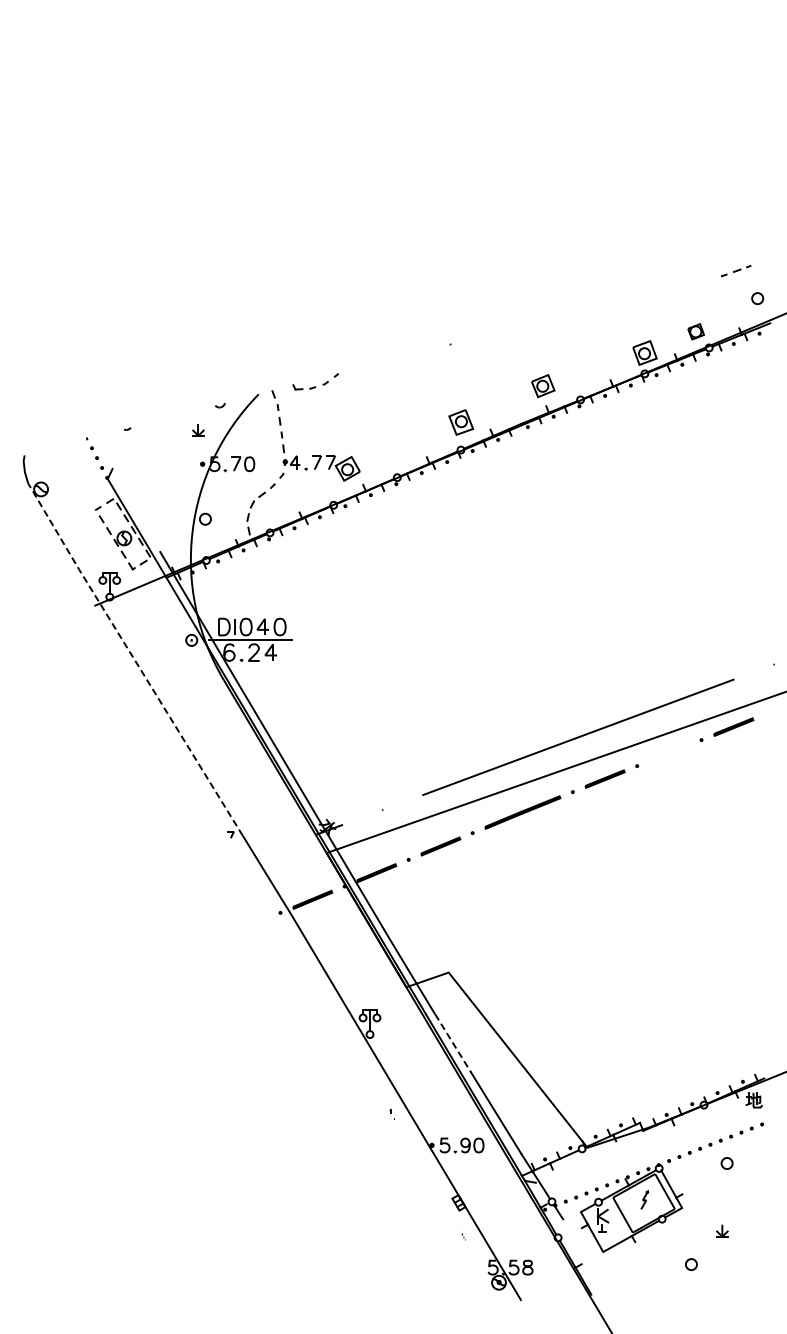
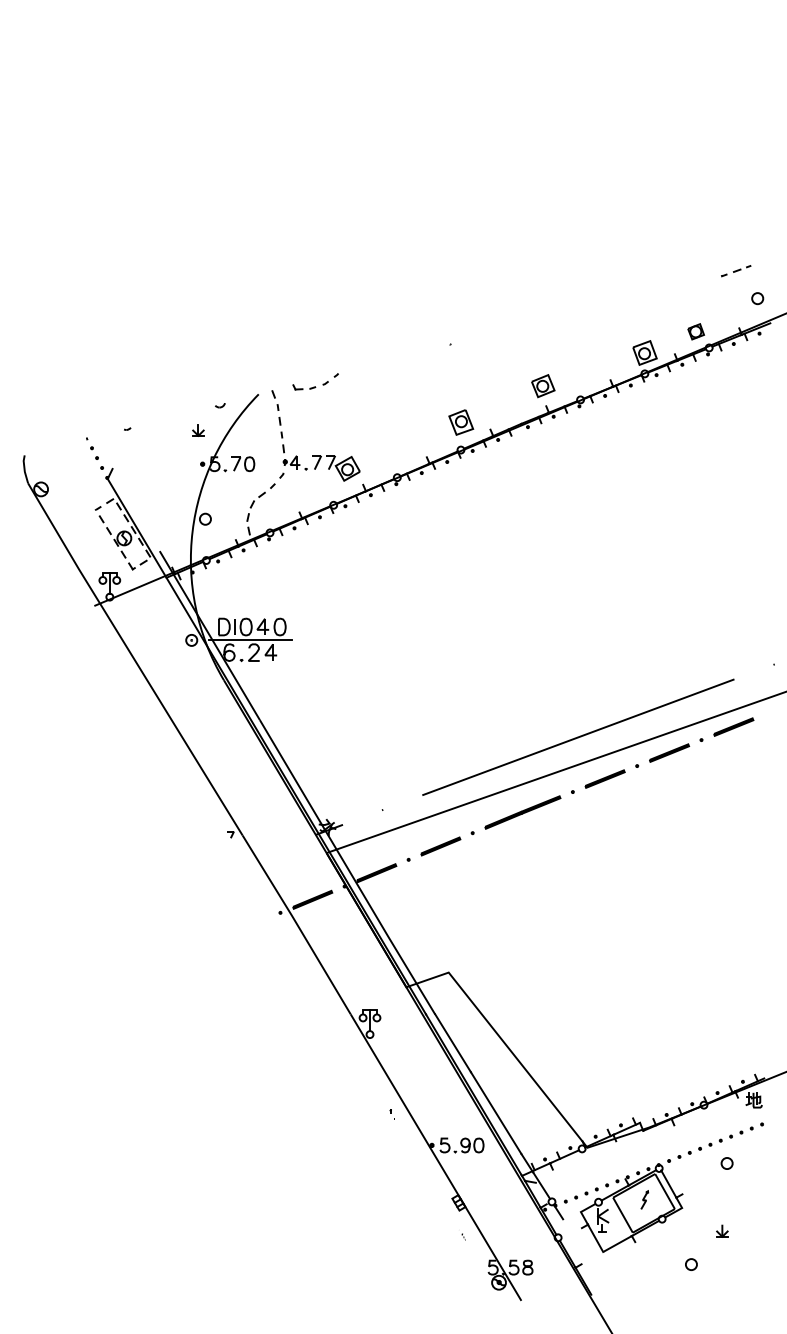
line: dashed -> solid (133, 658)
part: none -> present (669, 752)
line: dashed -> solid (453, 1043)
